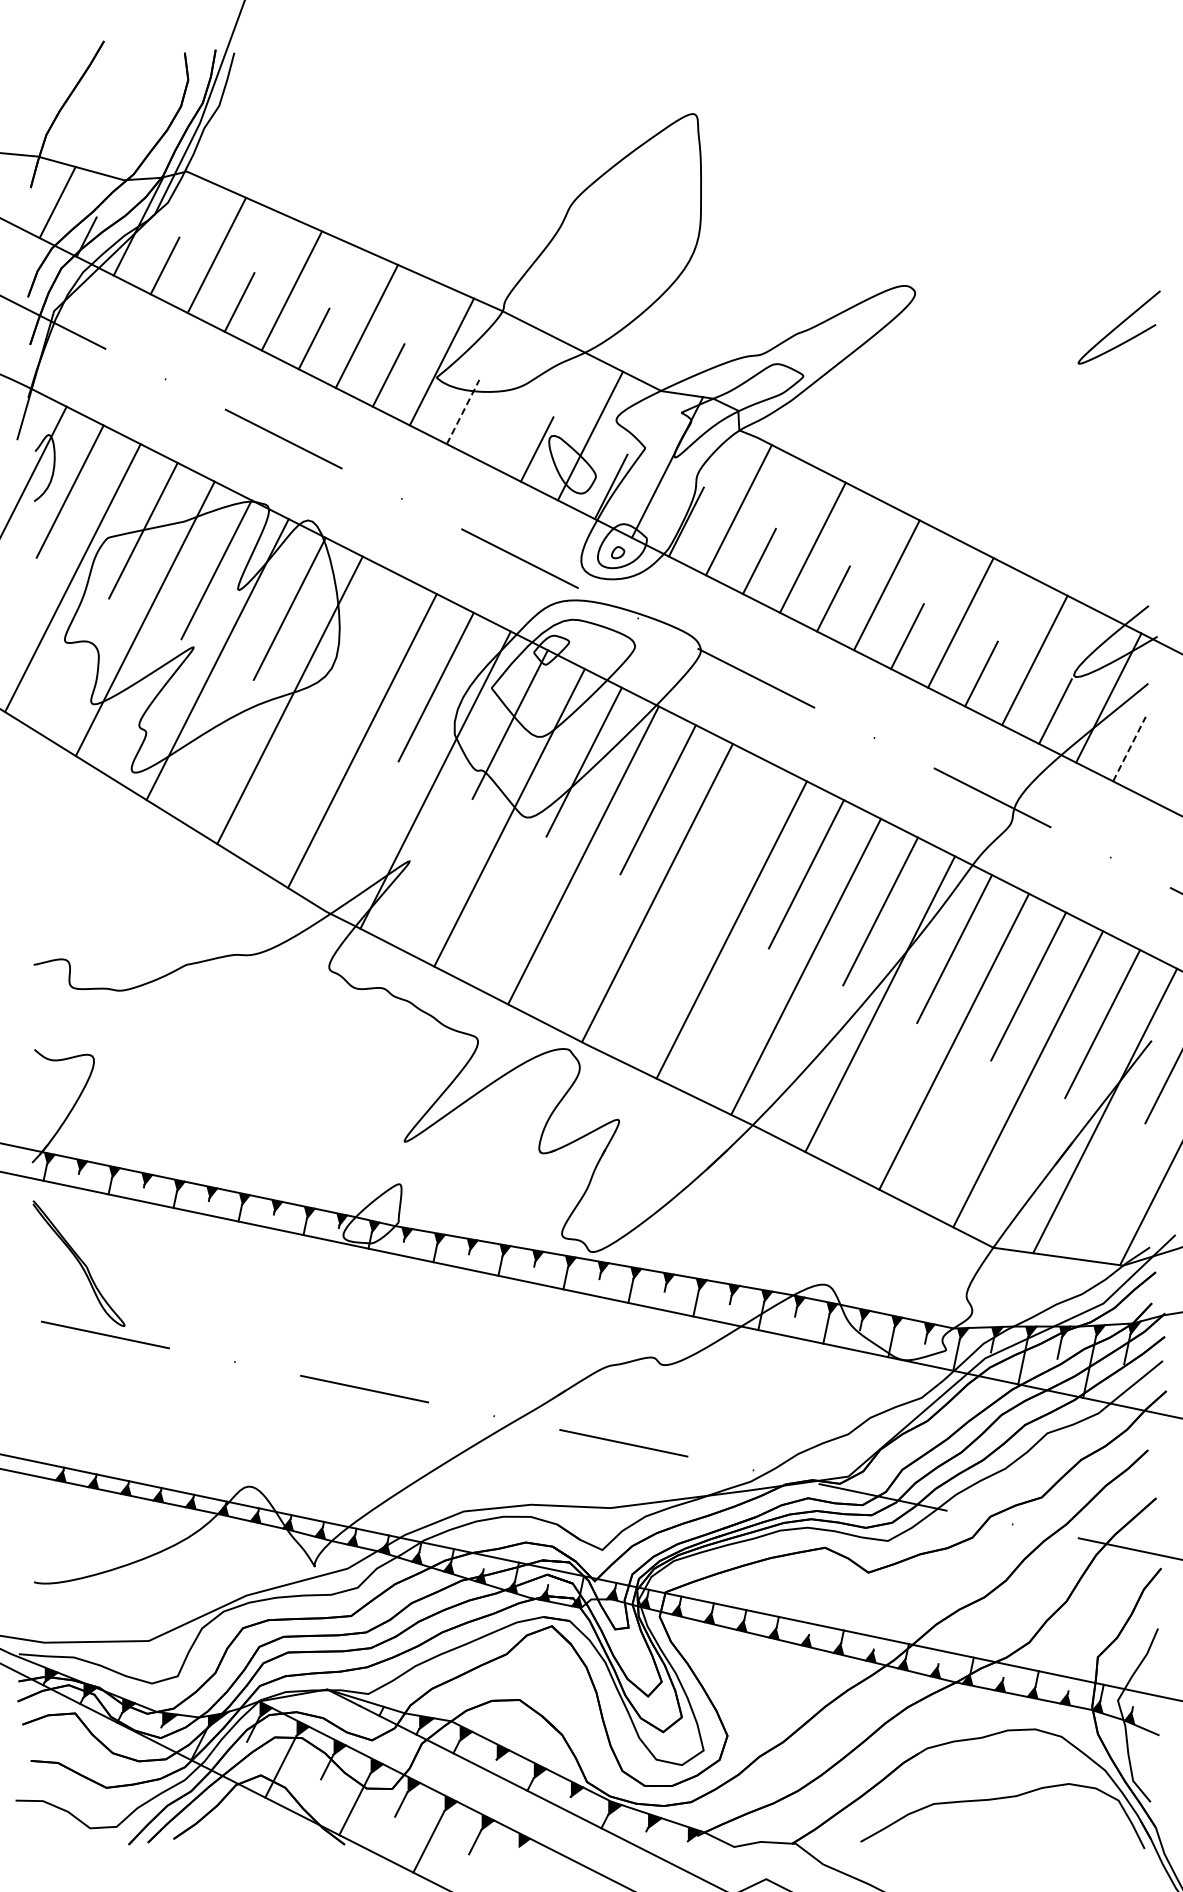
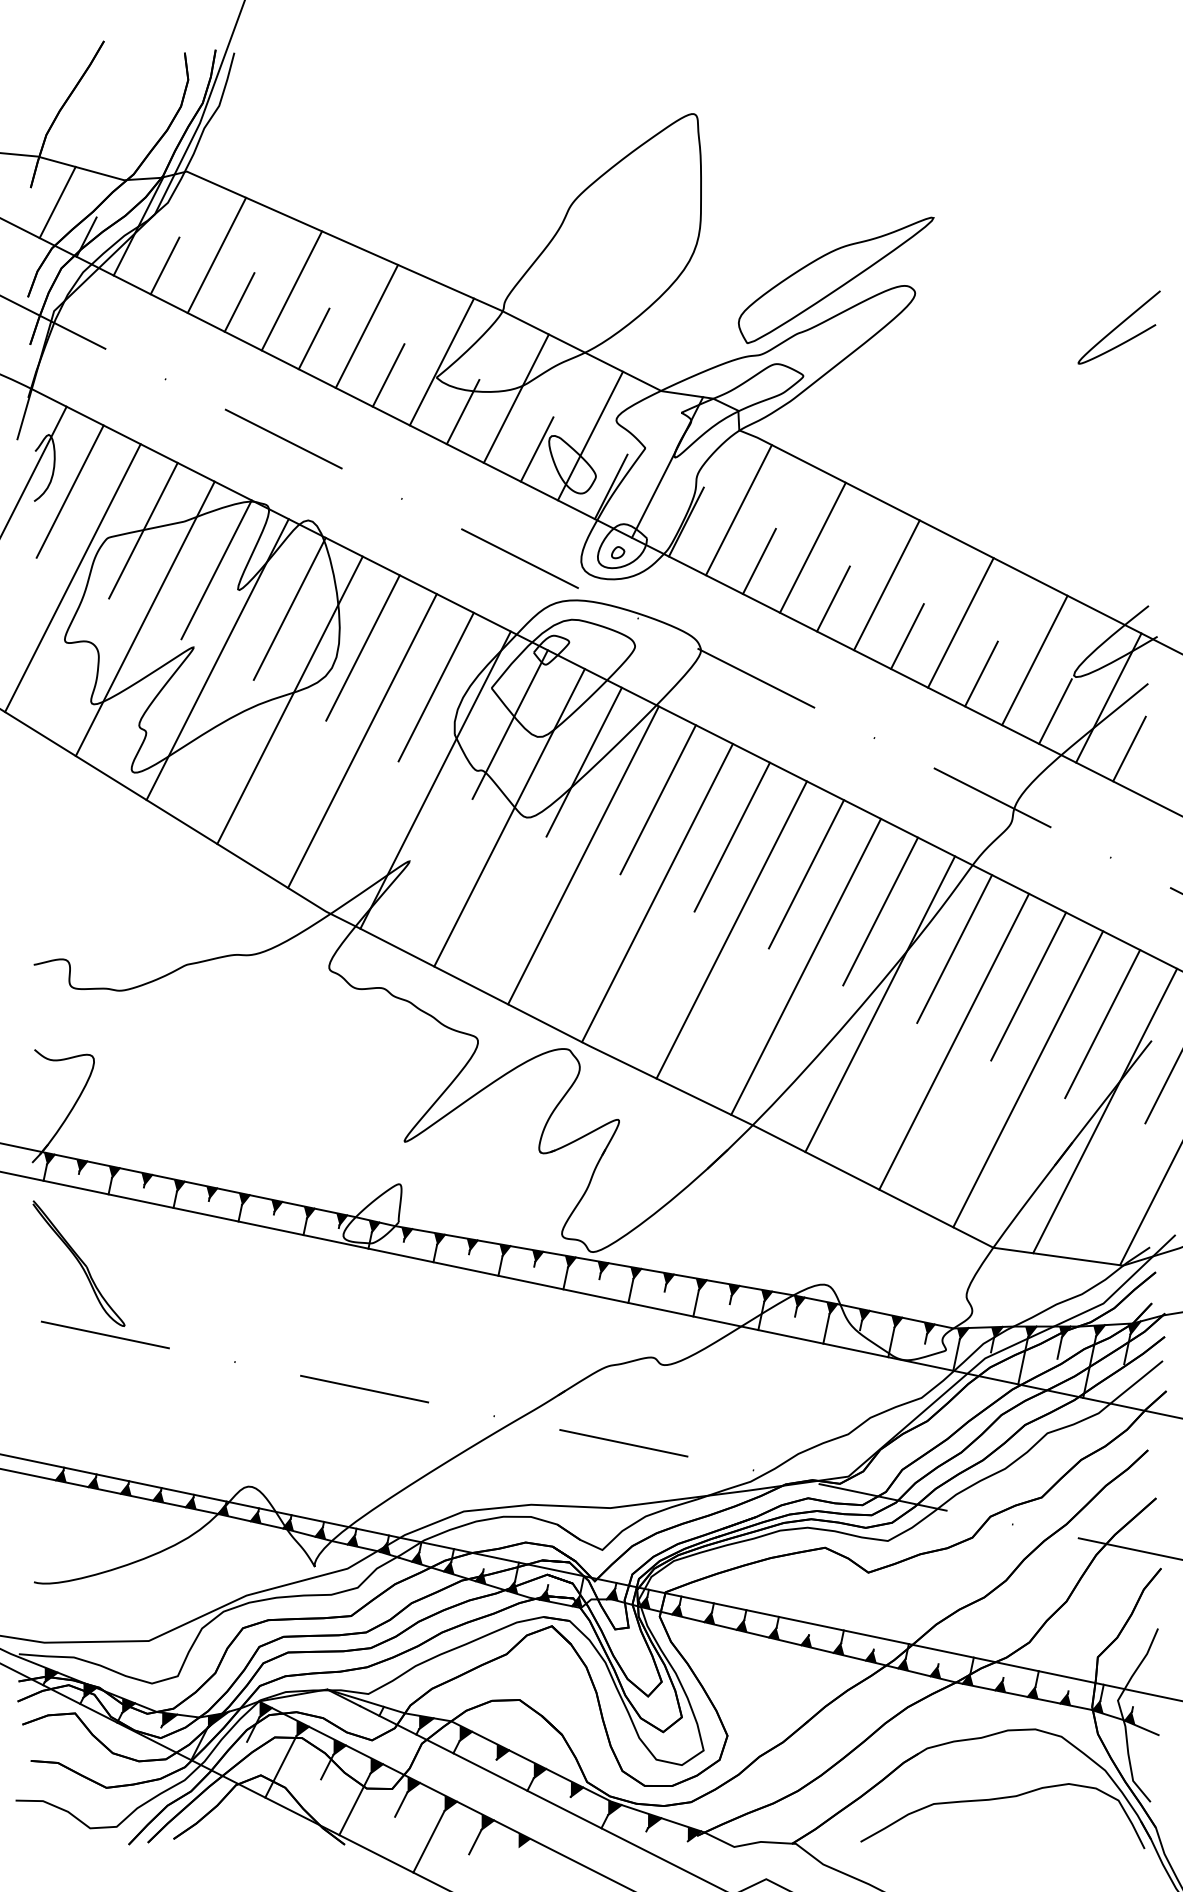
part: none -> present (836, 280)
line: none -> present (515, 398)
line: dashed -> solid (463, 412)
line: none -> present (362, 647)
line: dashed -> solid (1129, 748)
line: none -> present (731, 836)
